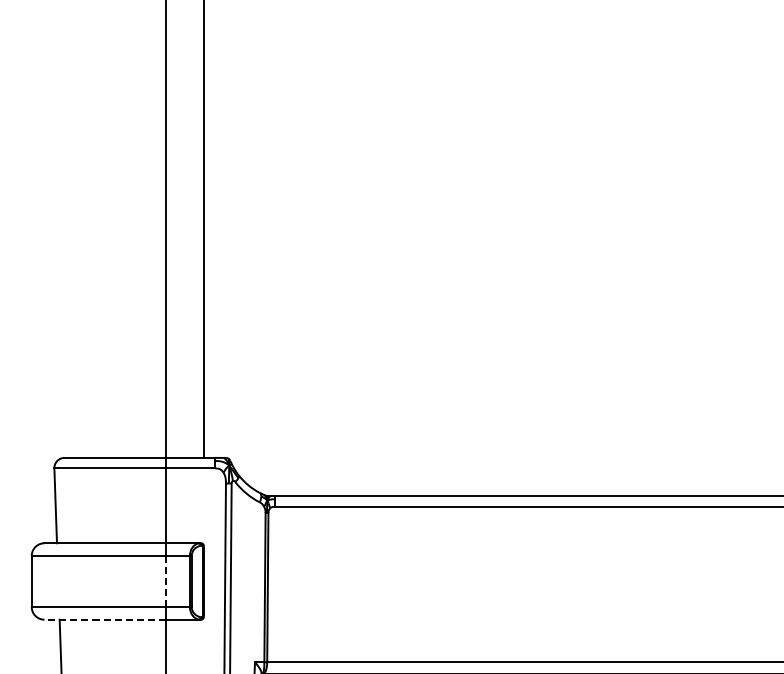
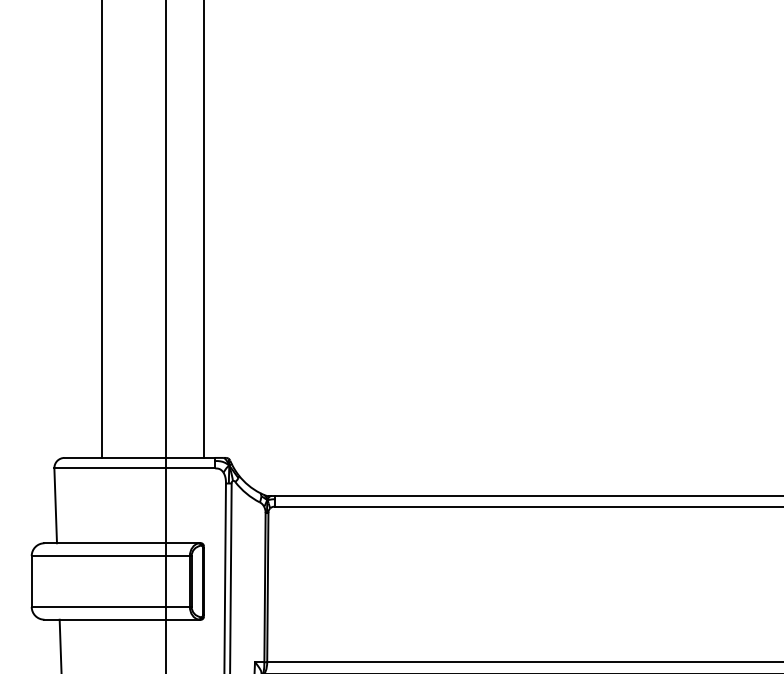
line: none -> present (101, 229)
line: dashed -> solid (165, 580)
line: dashed -> solid (104, 619)
